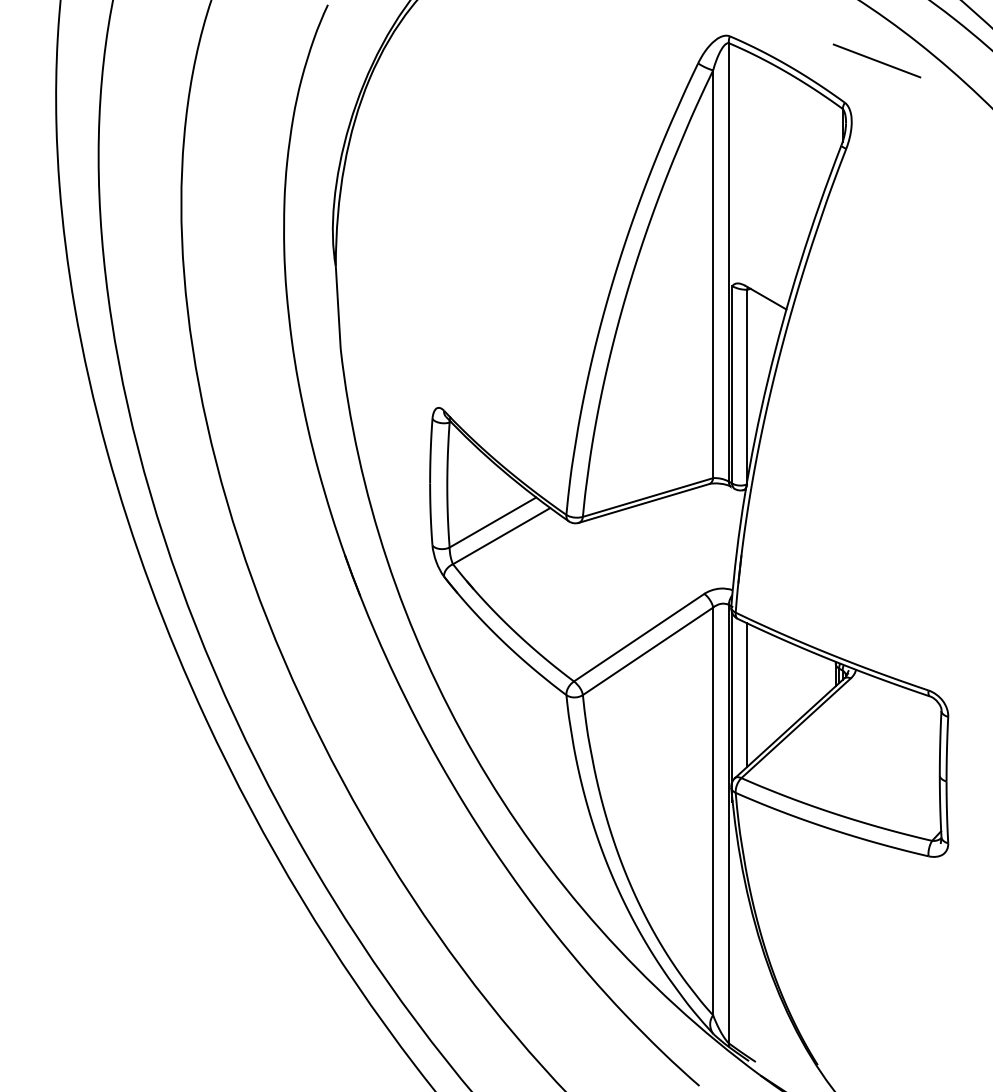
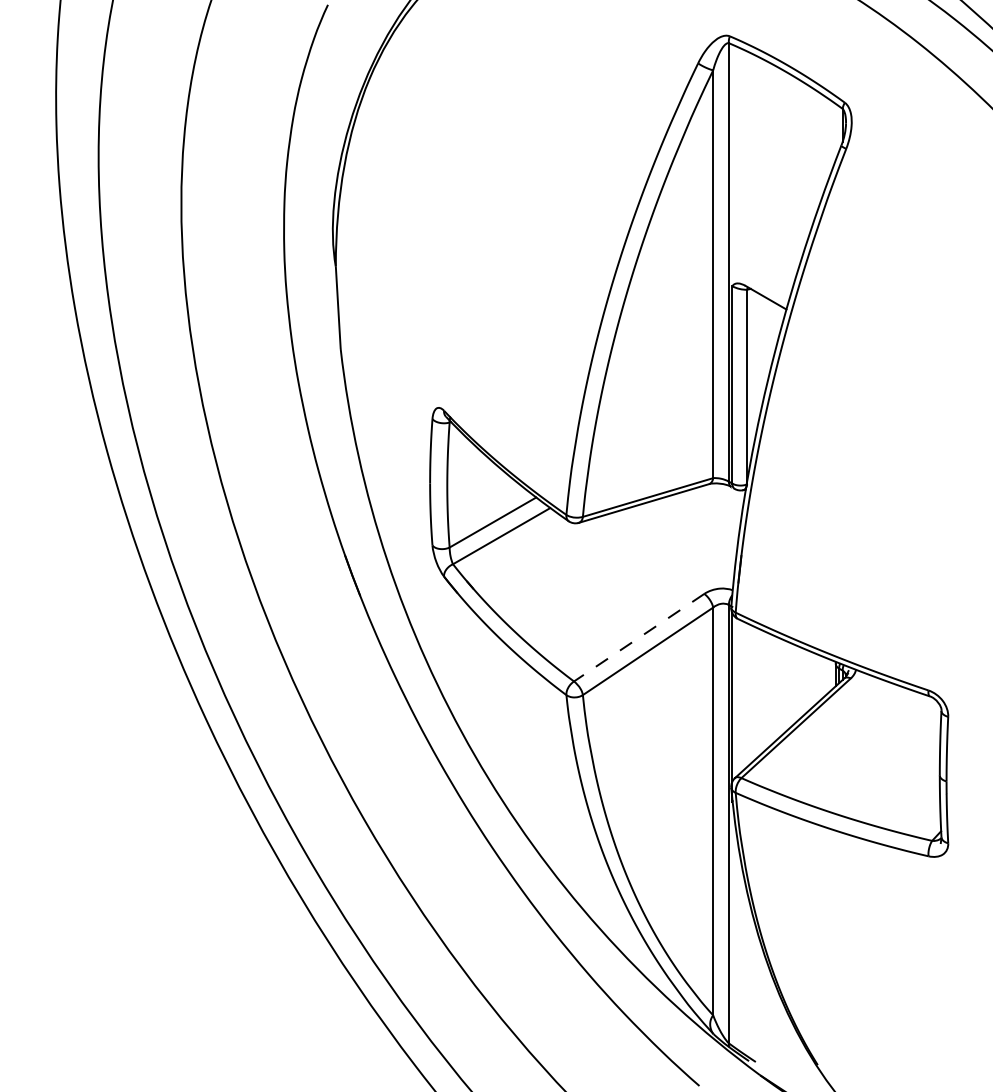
line: present -> none (876, 60)
line: solid -> dashed (638, 637)
line: present -> none (747, 694)
